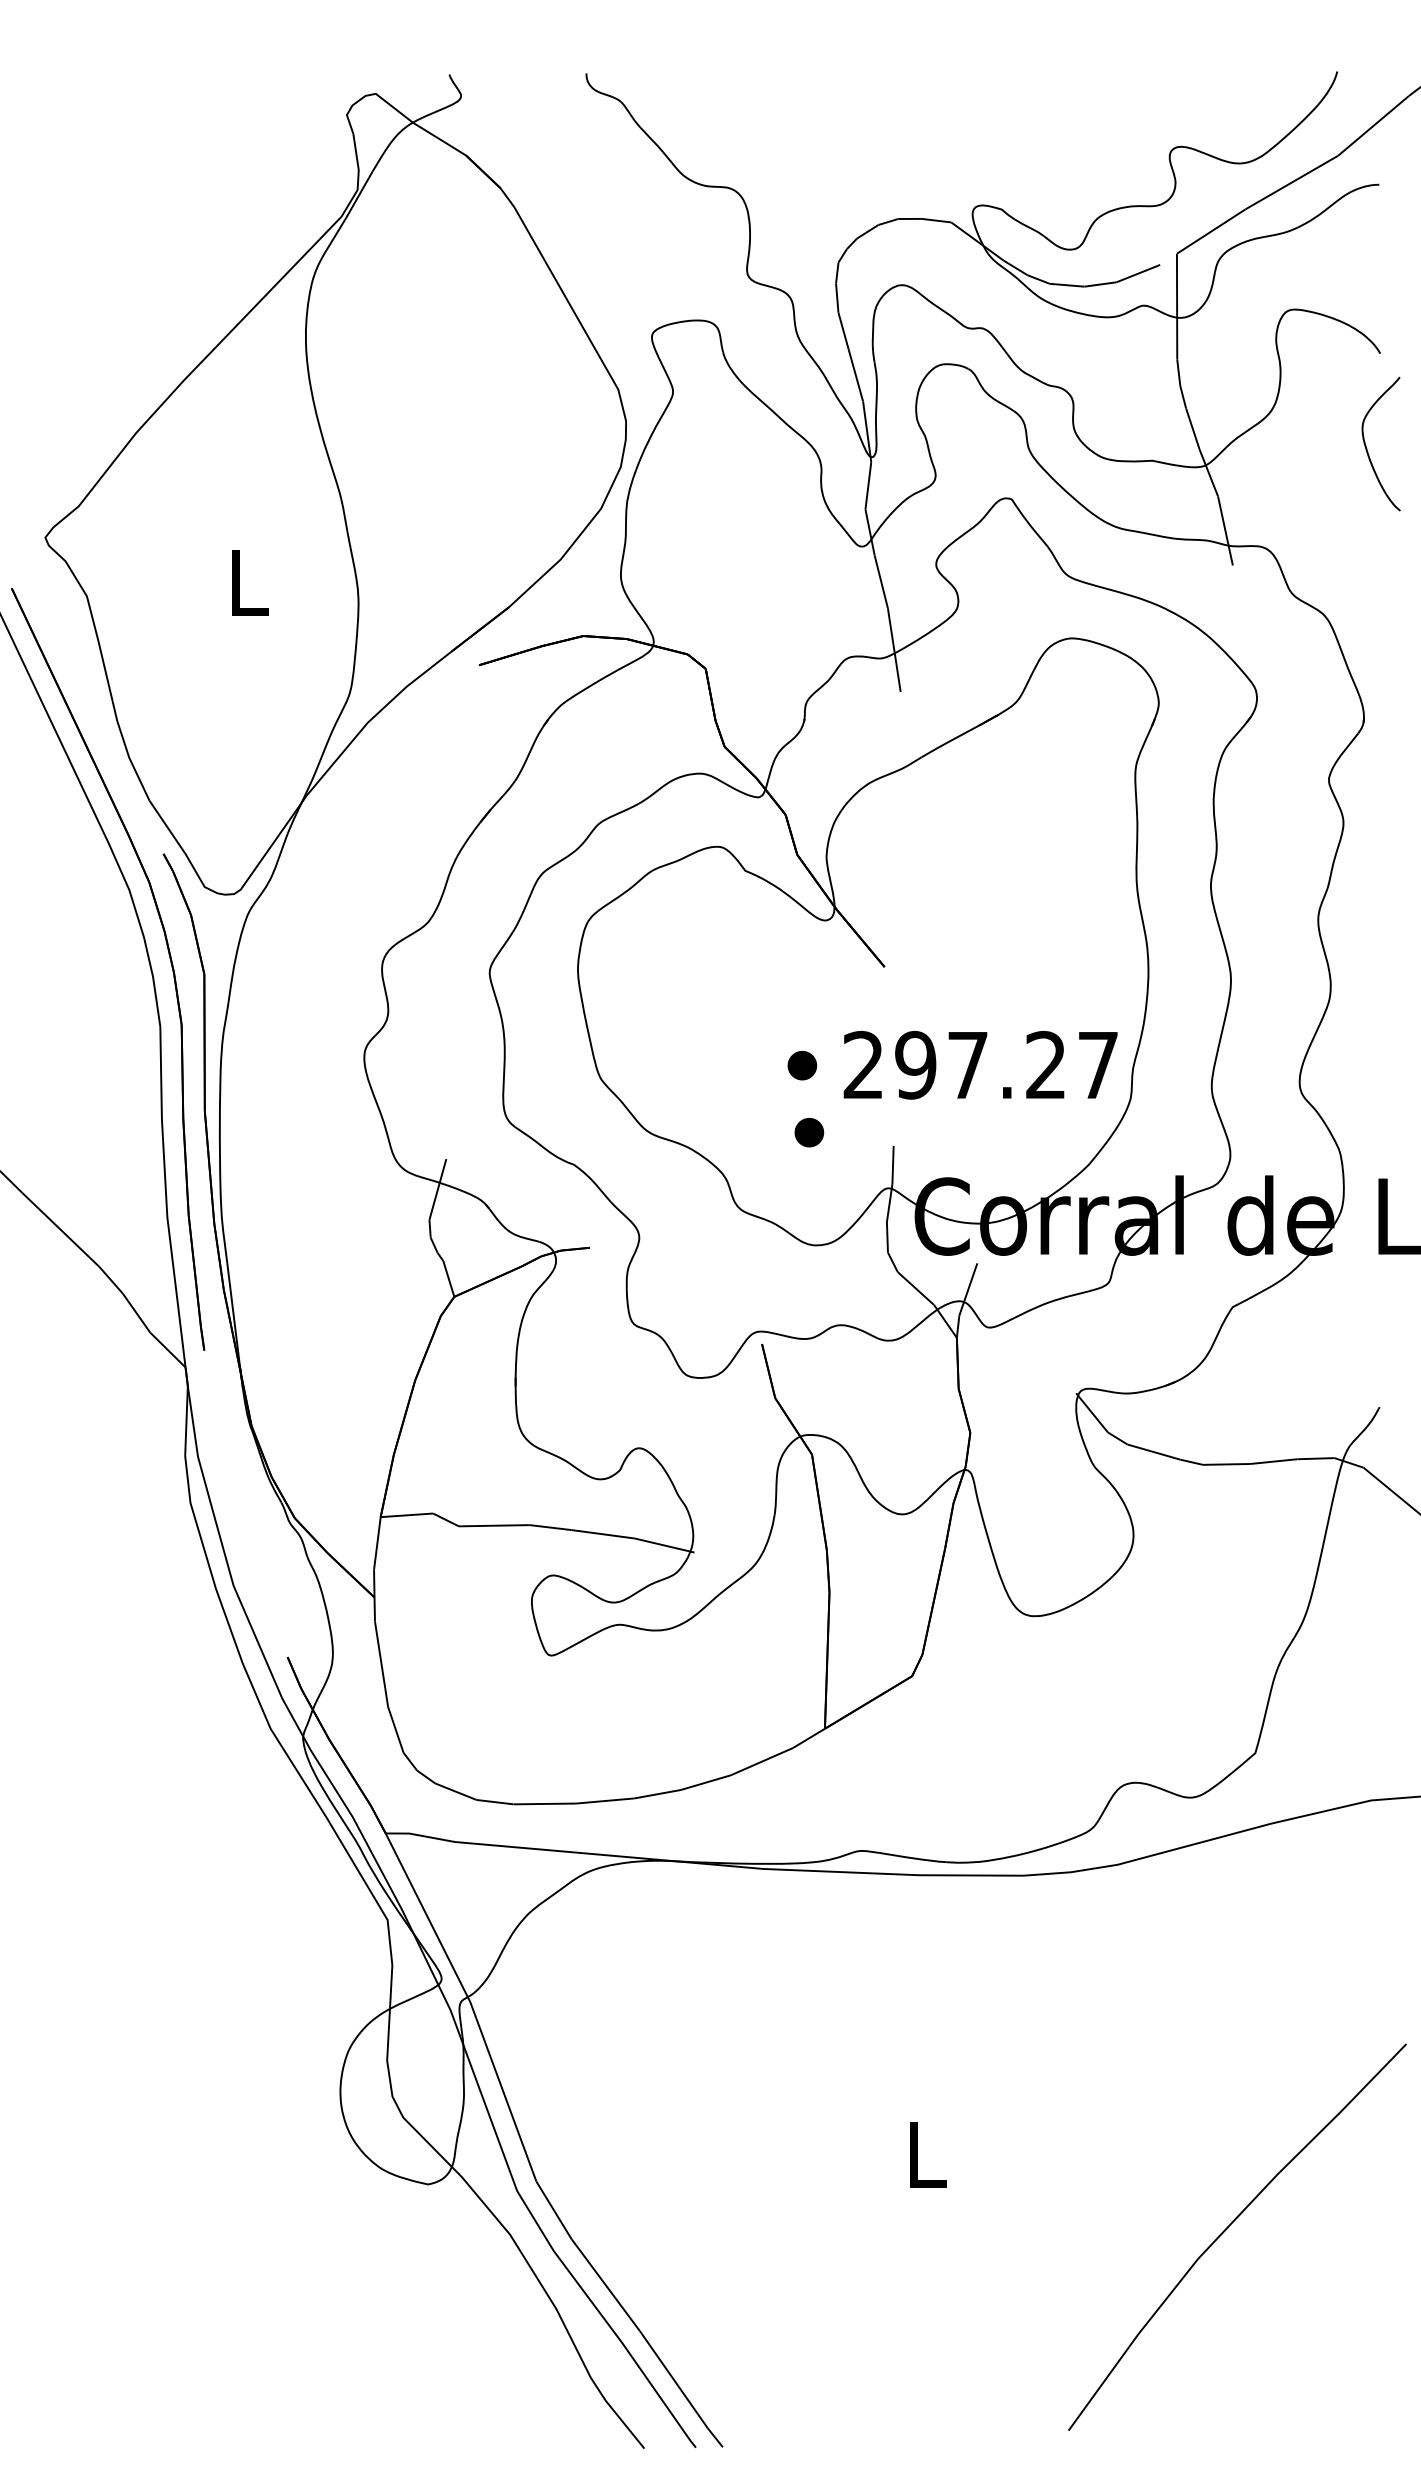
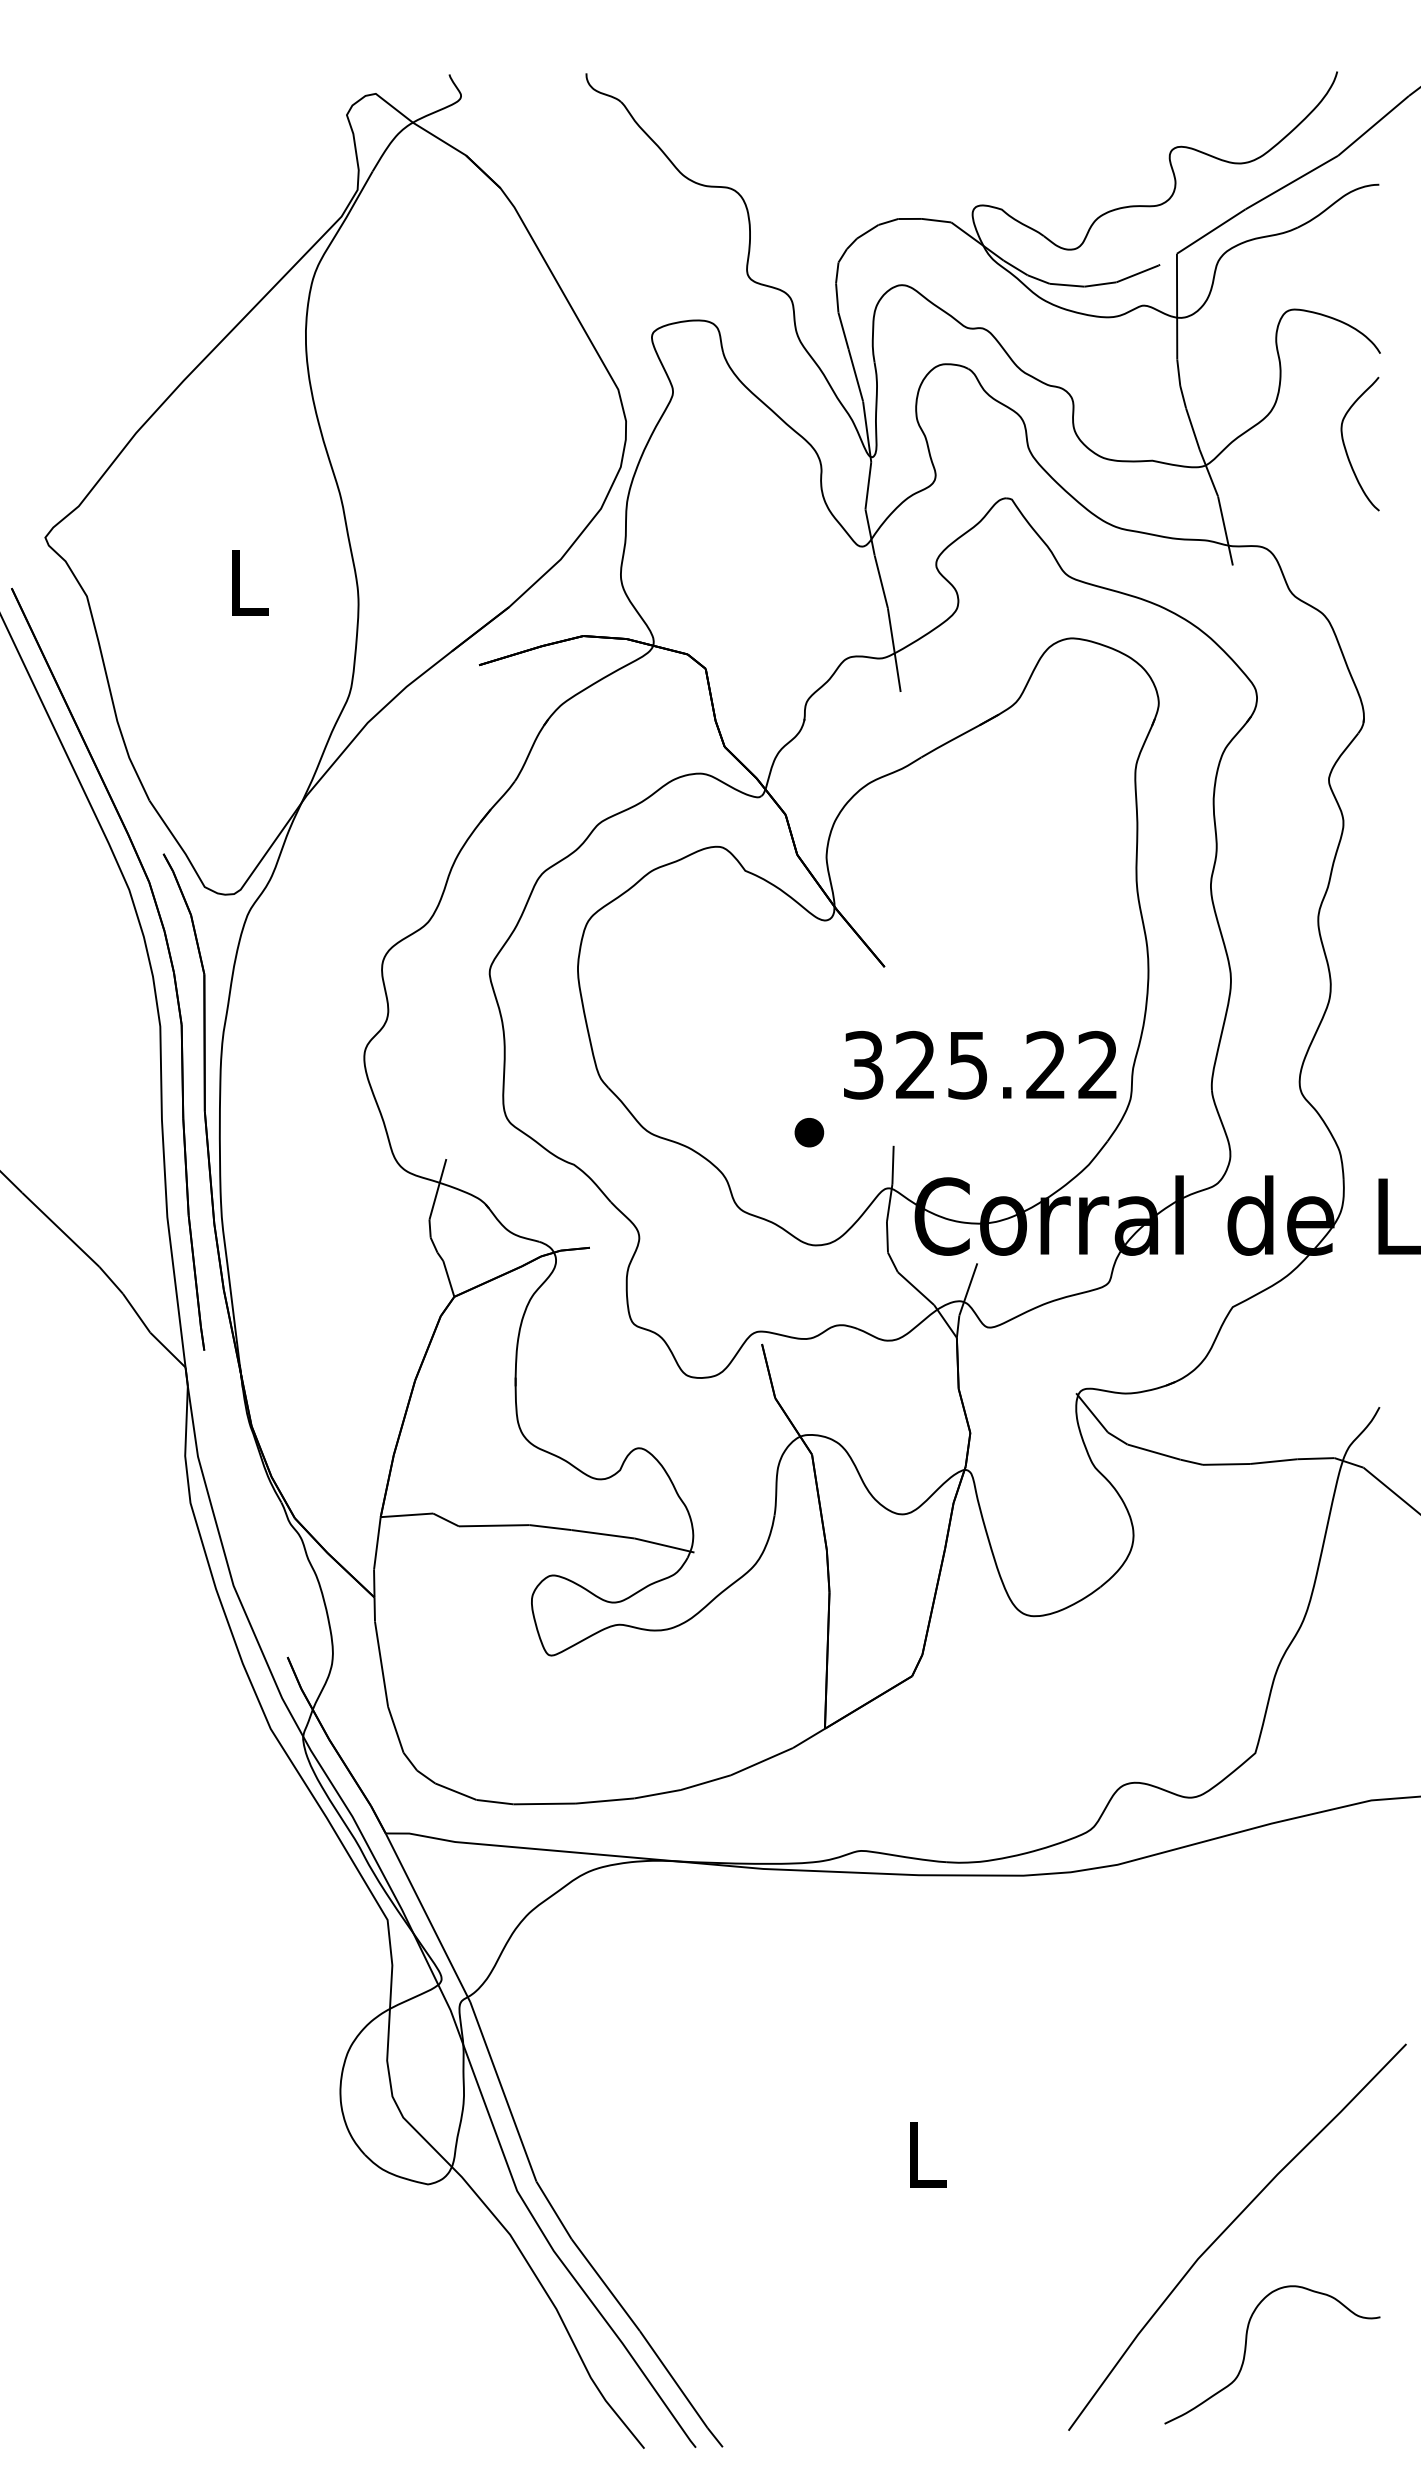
curve position: (1367, 448) -> (1346, 448) (1346, 448)
text: 297.27 -> 325.22 (980, 1064)
part: present -> none (802, 1065)
curve: none -> present (1246, 2350)
